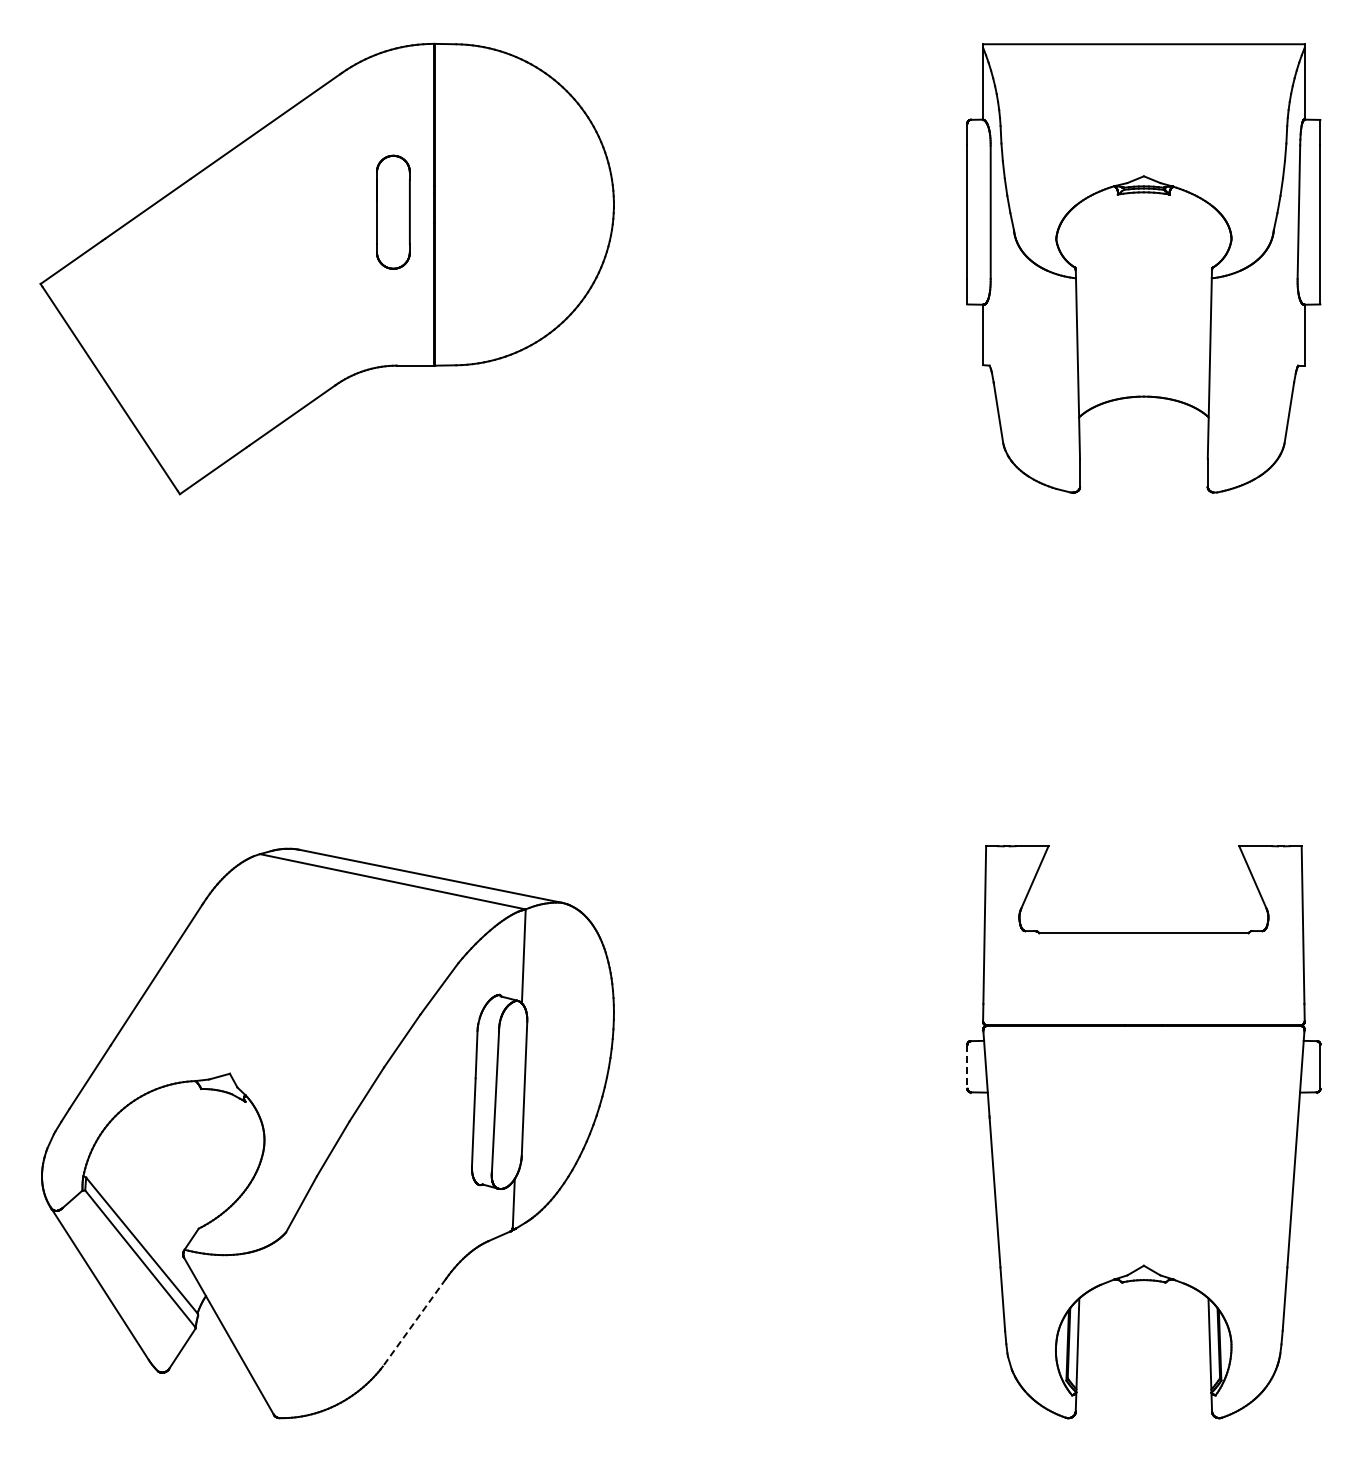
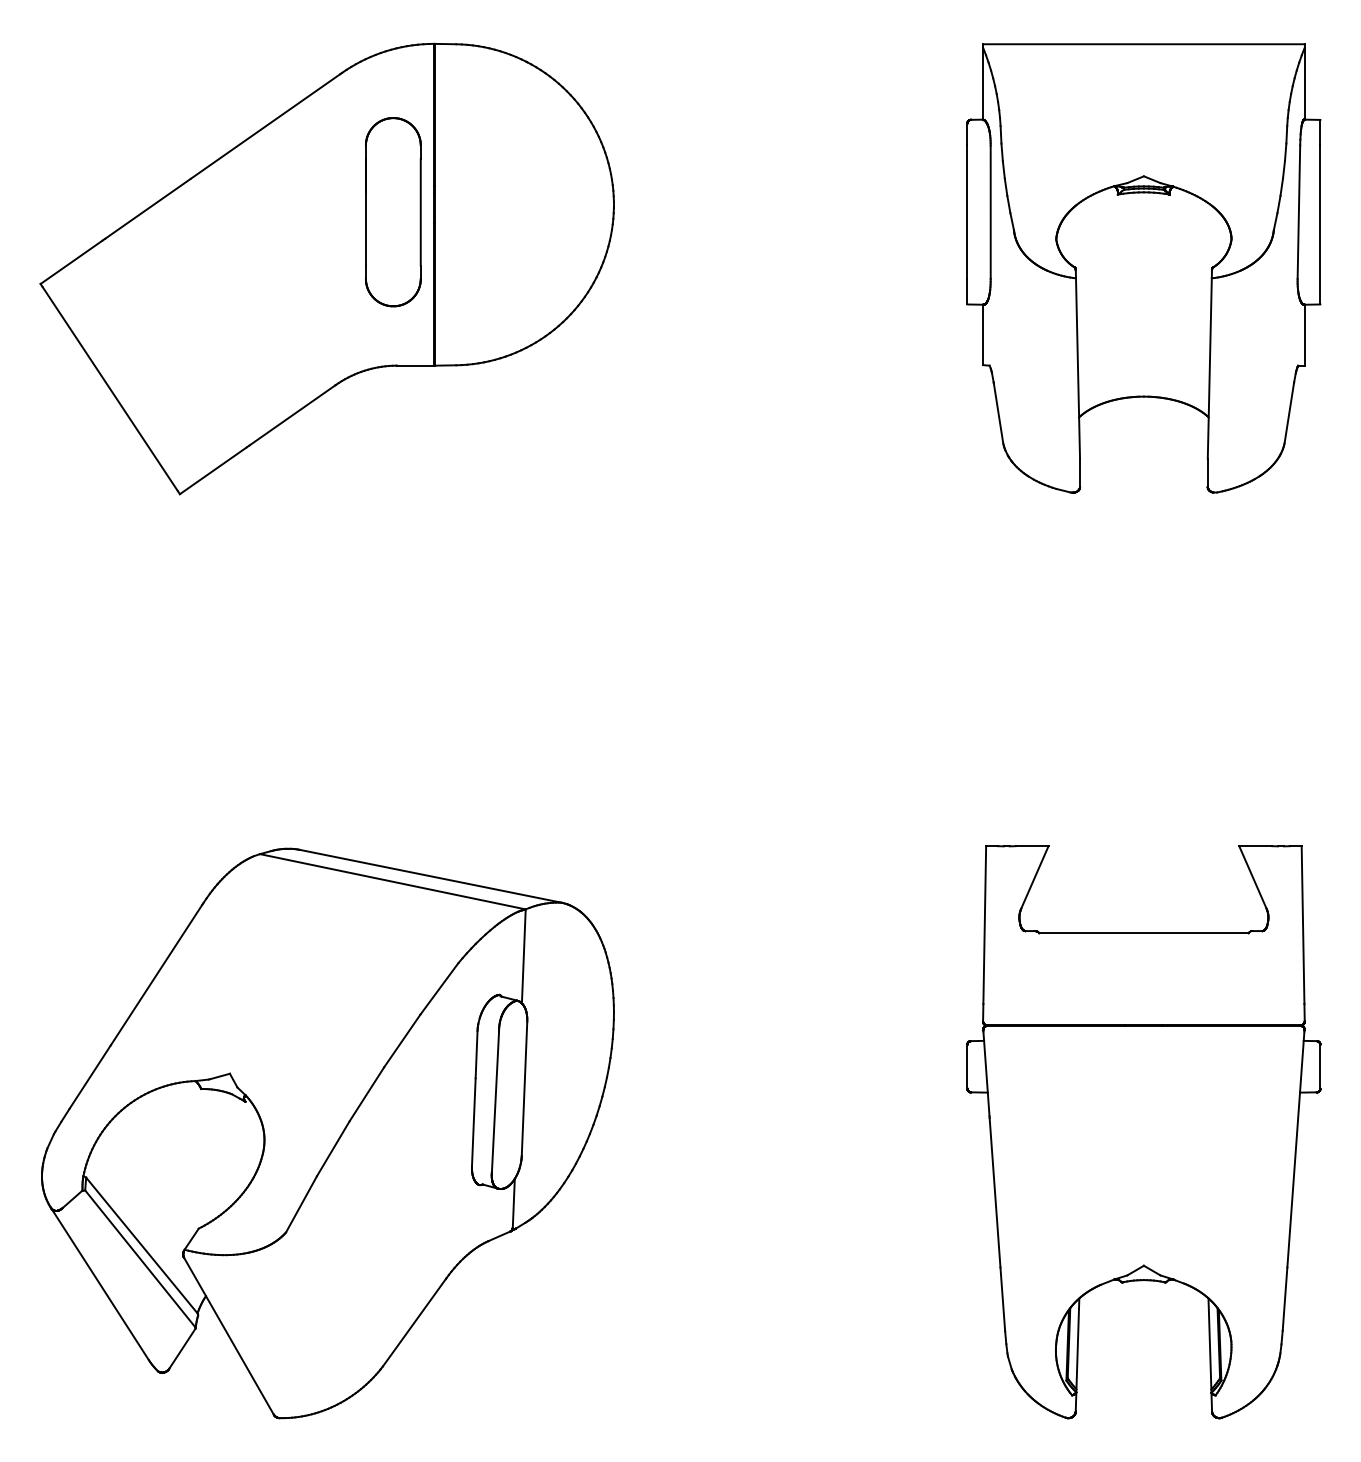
part size: 35x116 px -> 57x191 px (393, 212)
line: dashed -> solid (967, 1066)
line: dashed -> solid (414, 1322)
